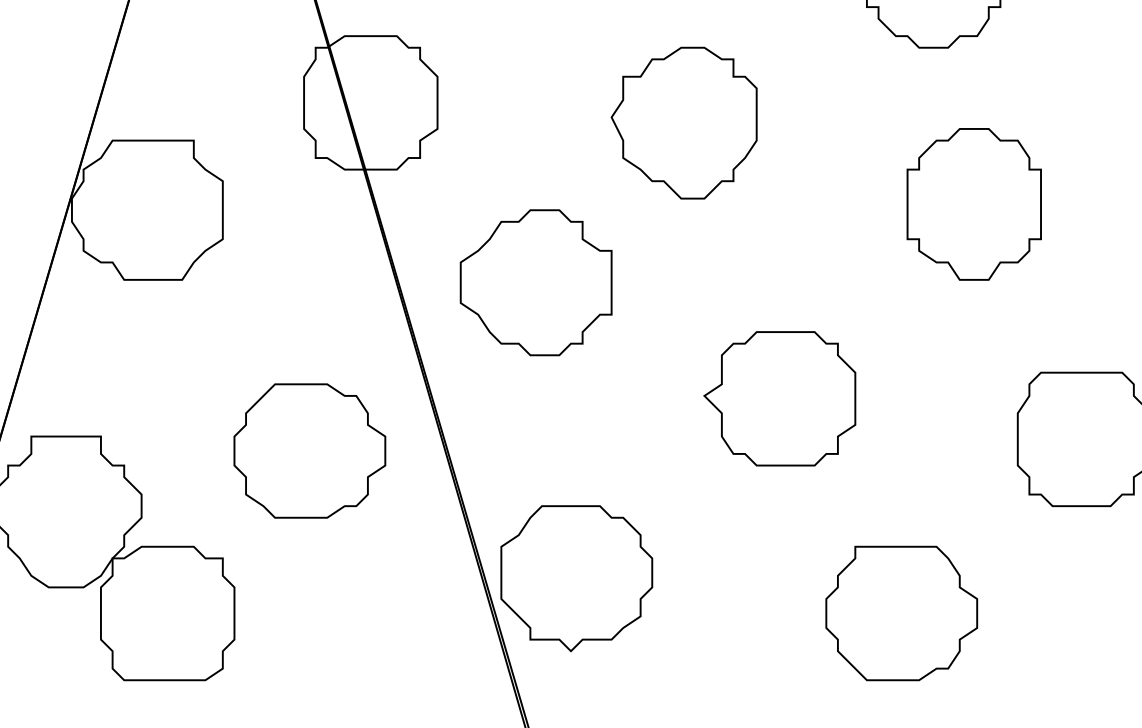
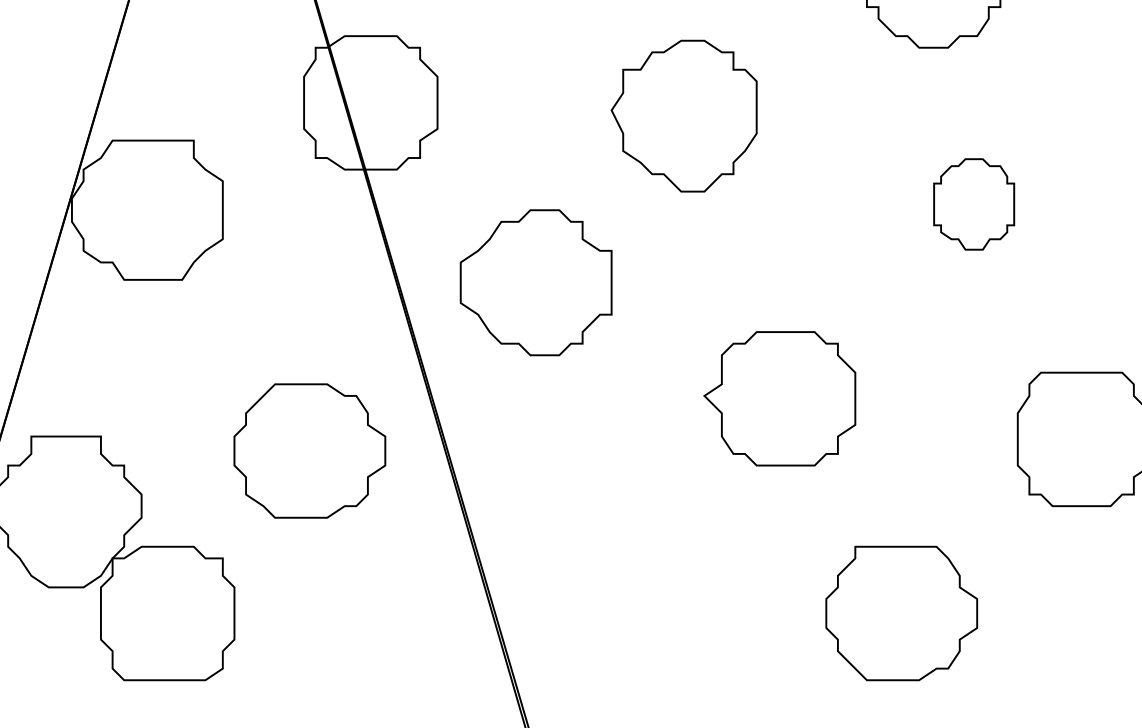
part position: (683, 122) -> (683, 115) (683, 115)
part size: 136x153 px -> 83x93 px (974, 204)
part: present -> none (576, 578)
